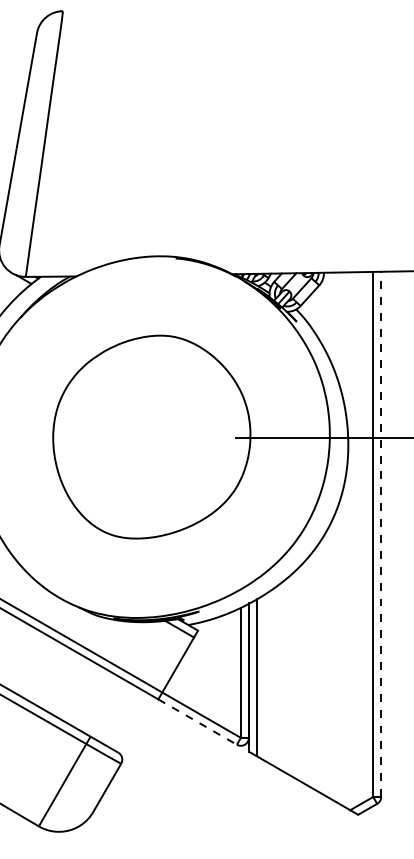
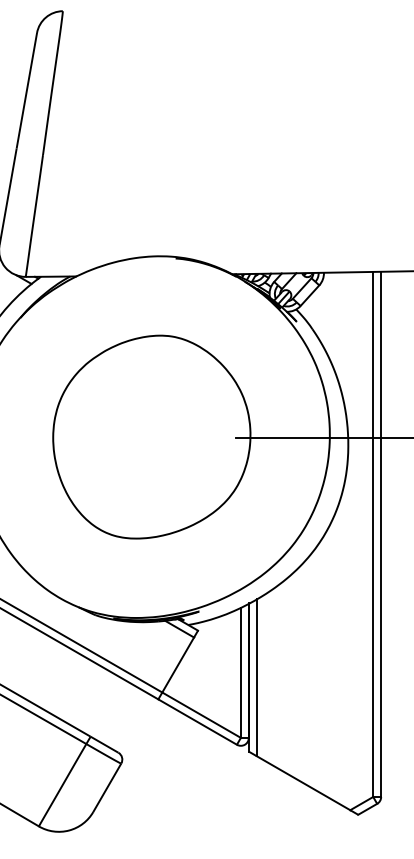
line: dashed -> solid (381, 534)
line: dashed -> solid (198, 722)
